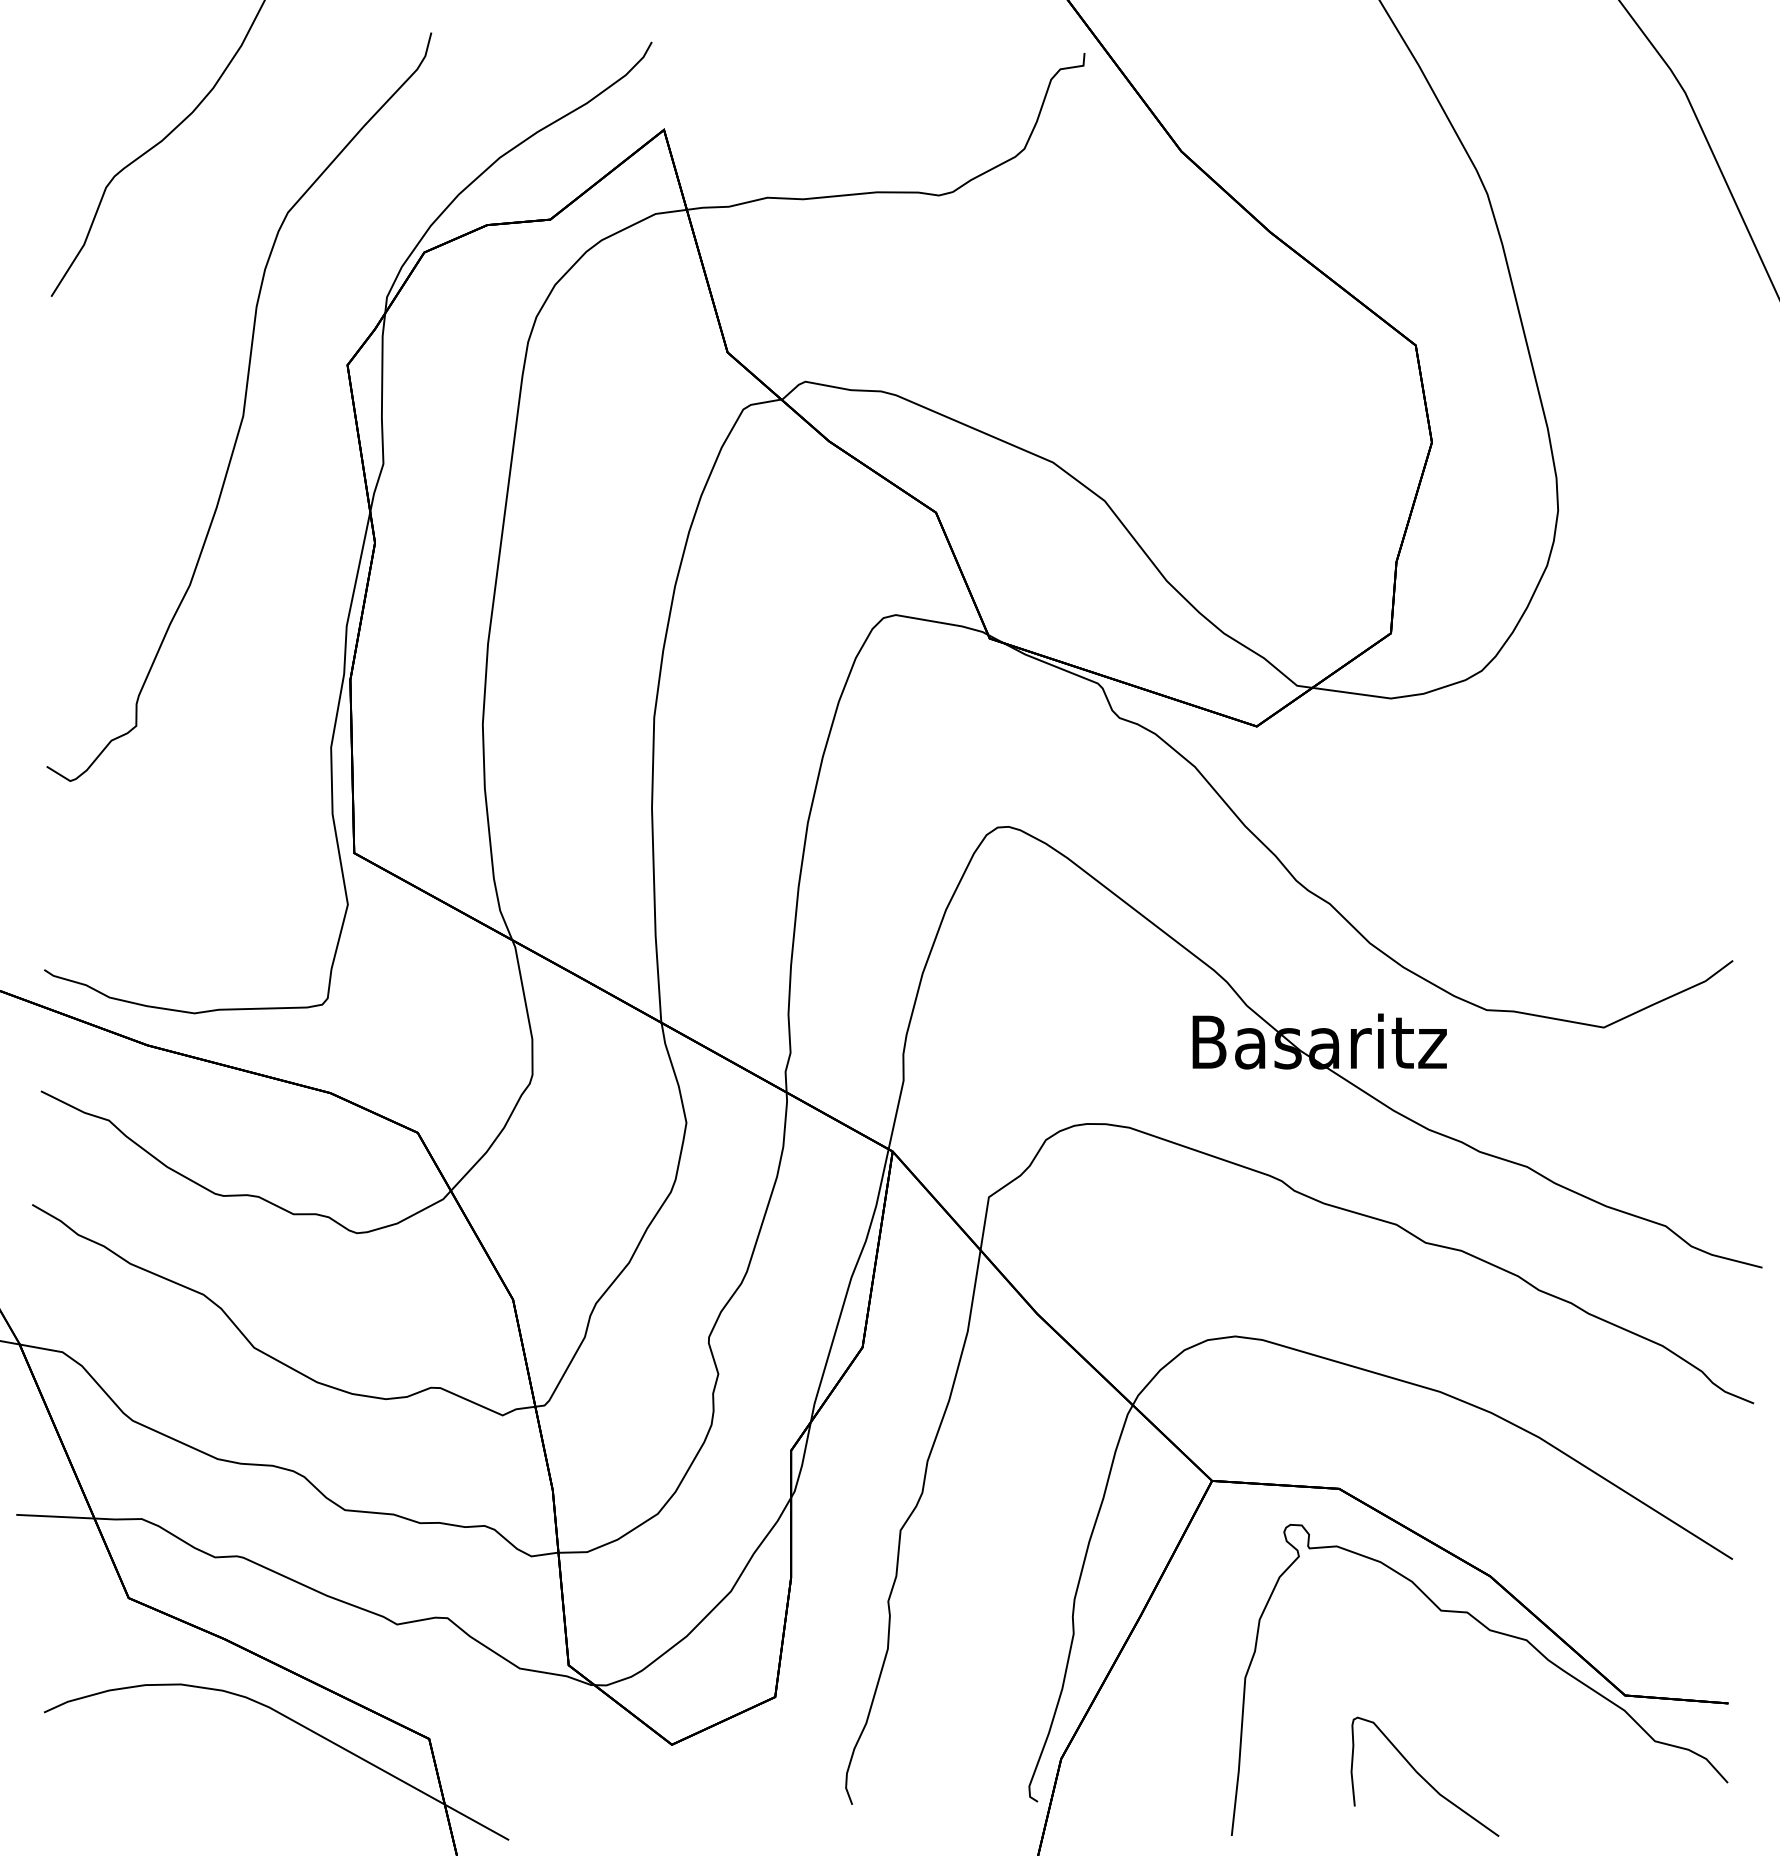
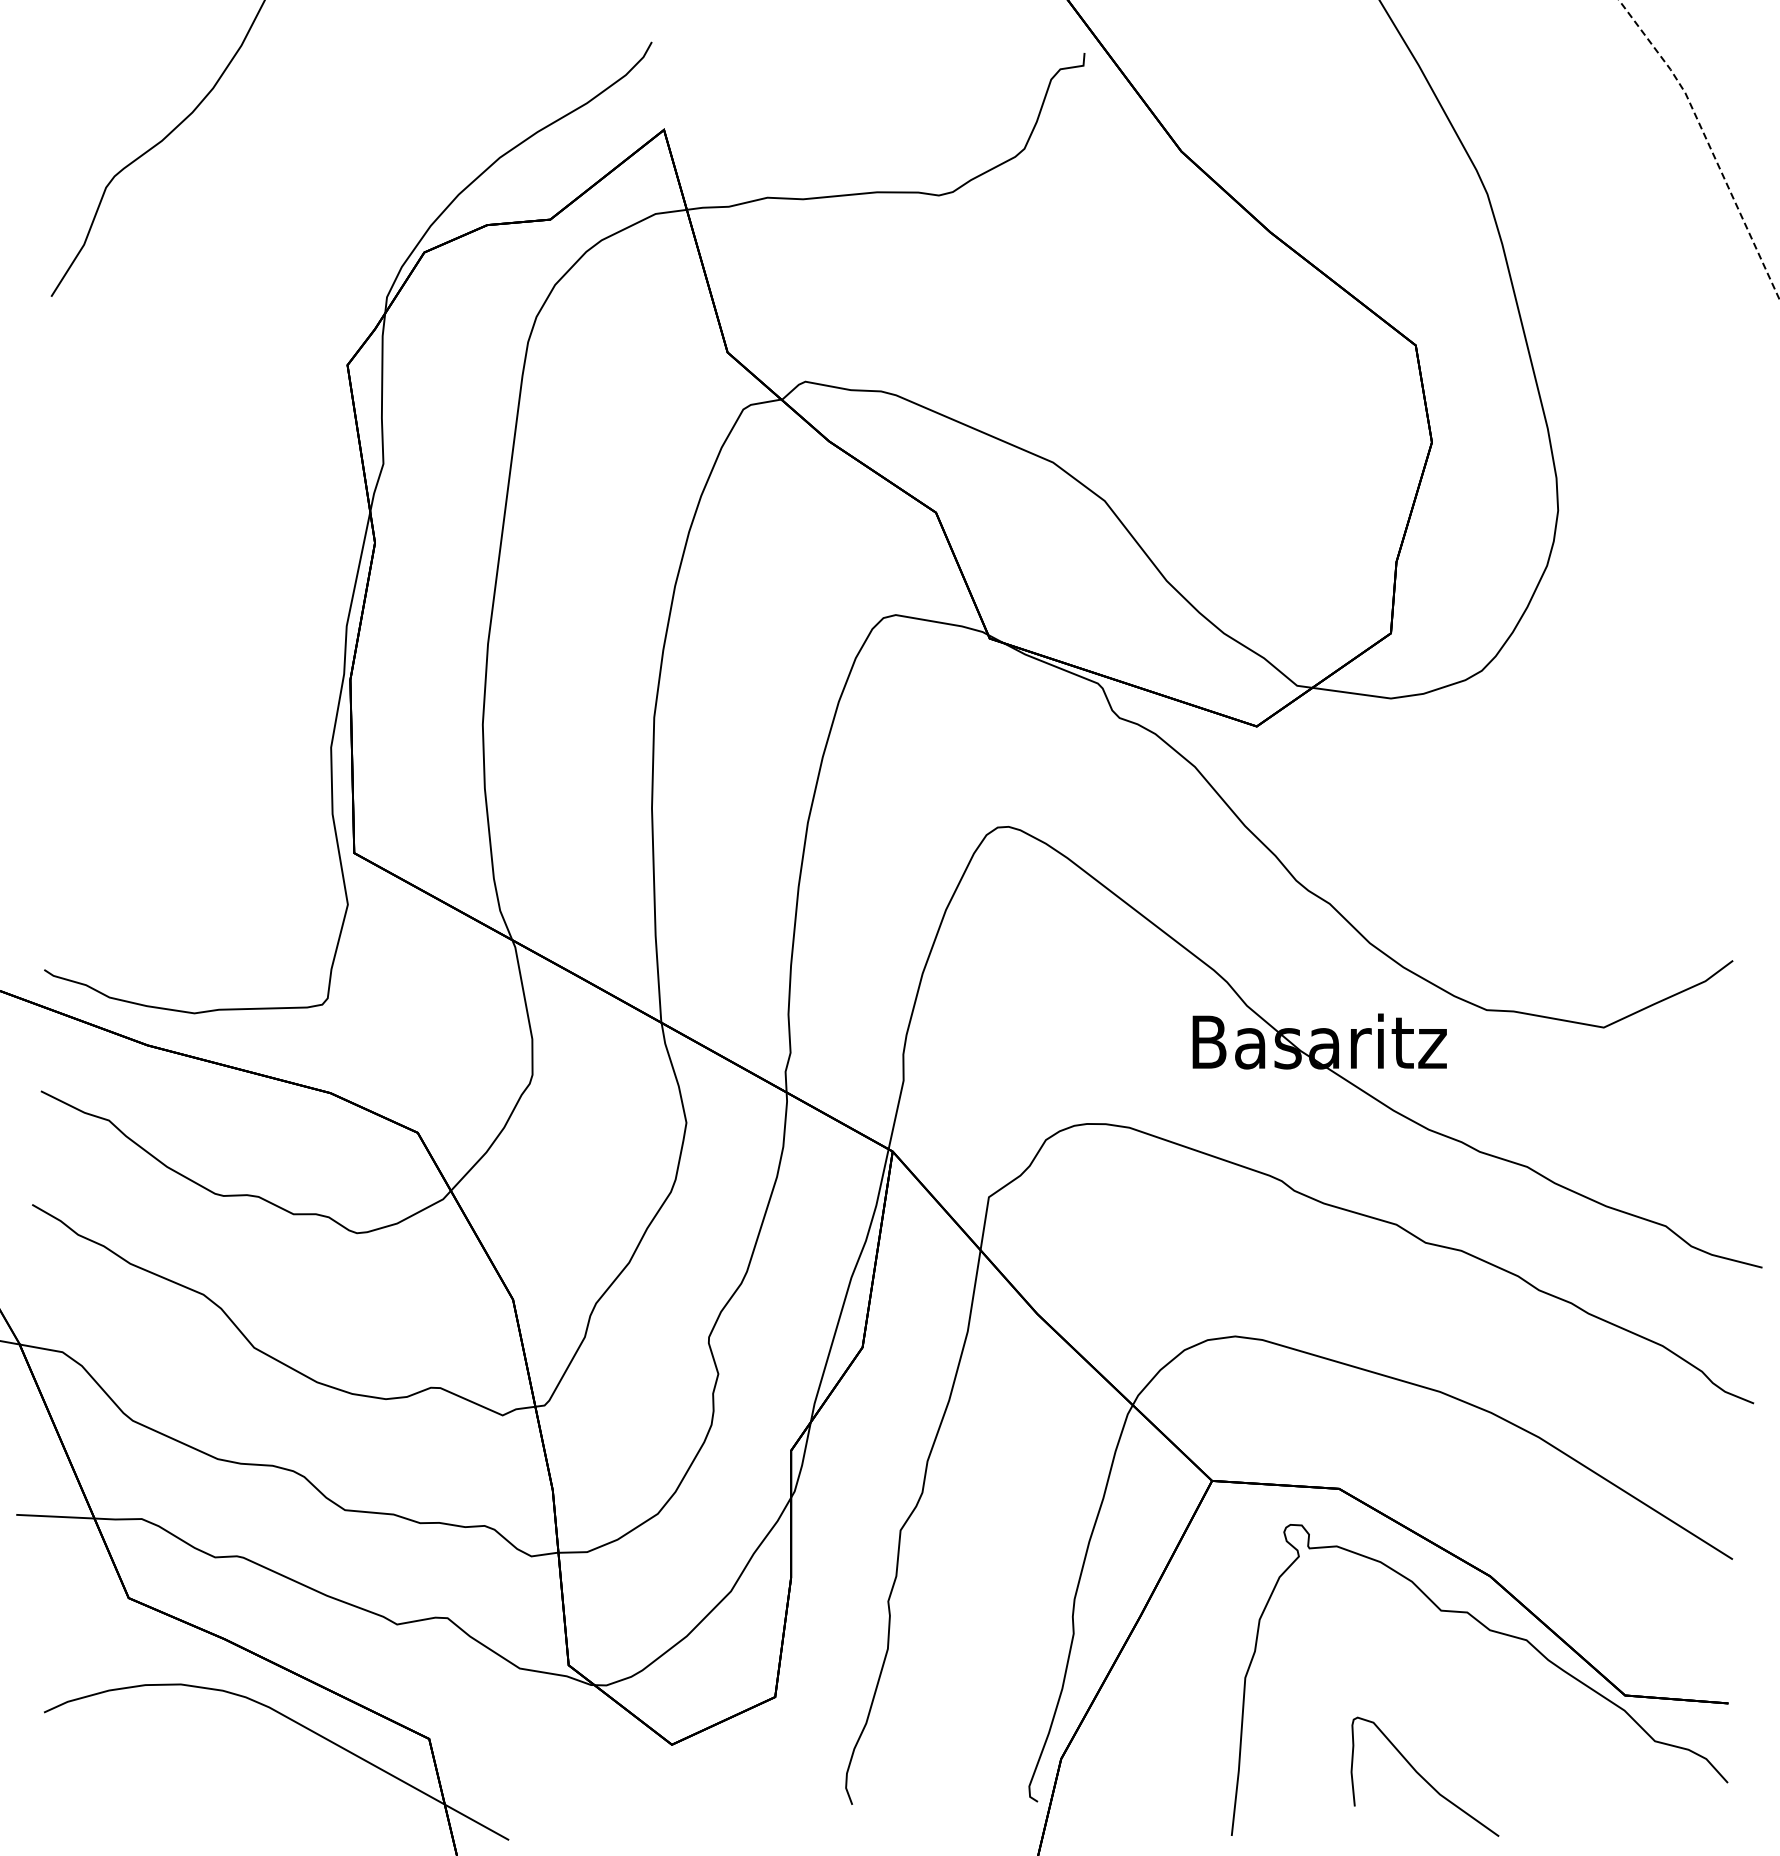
line: solid -> dashed (1708, 143)
curve: present -> none (243, 406)
